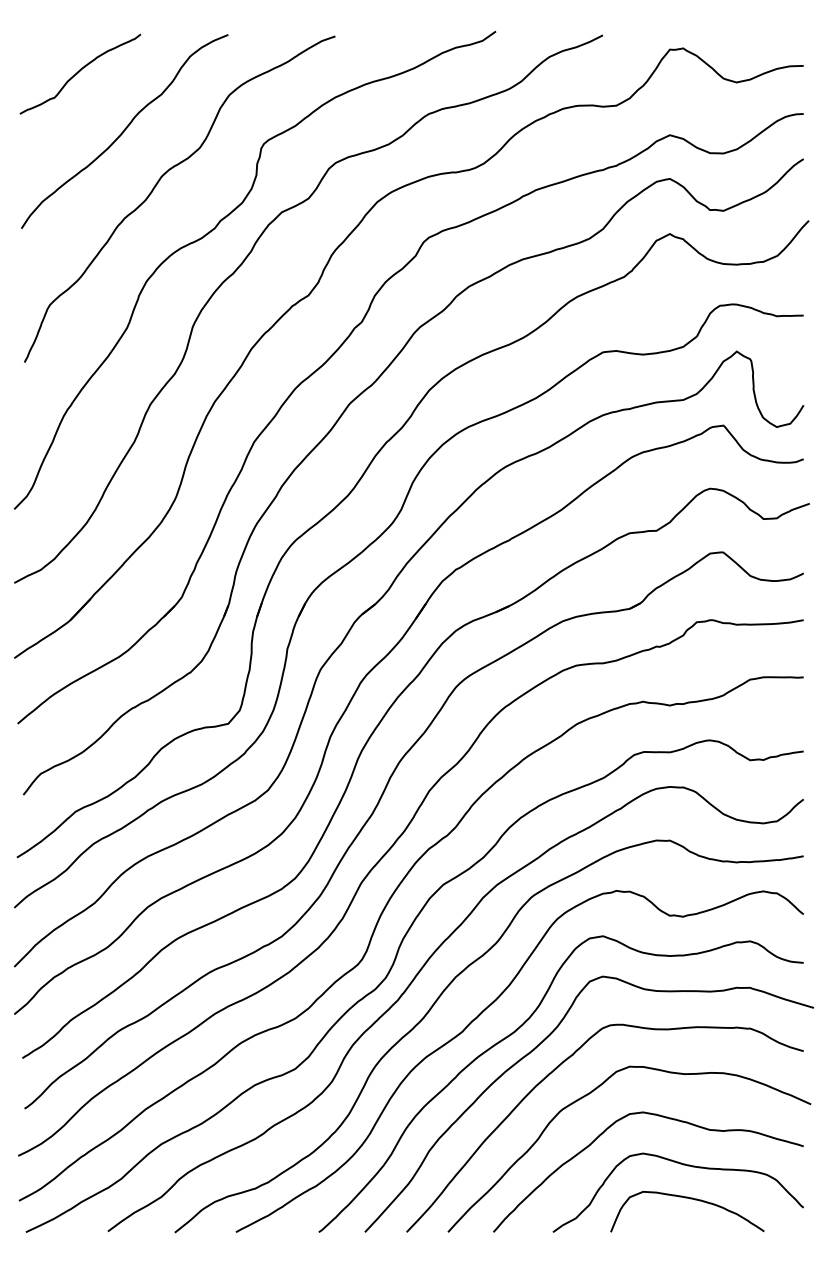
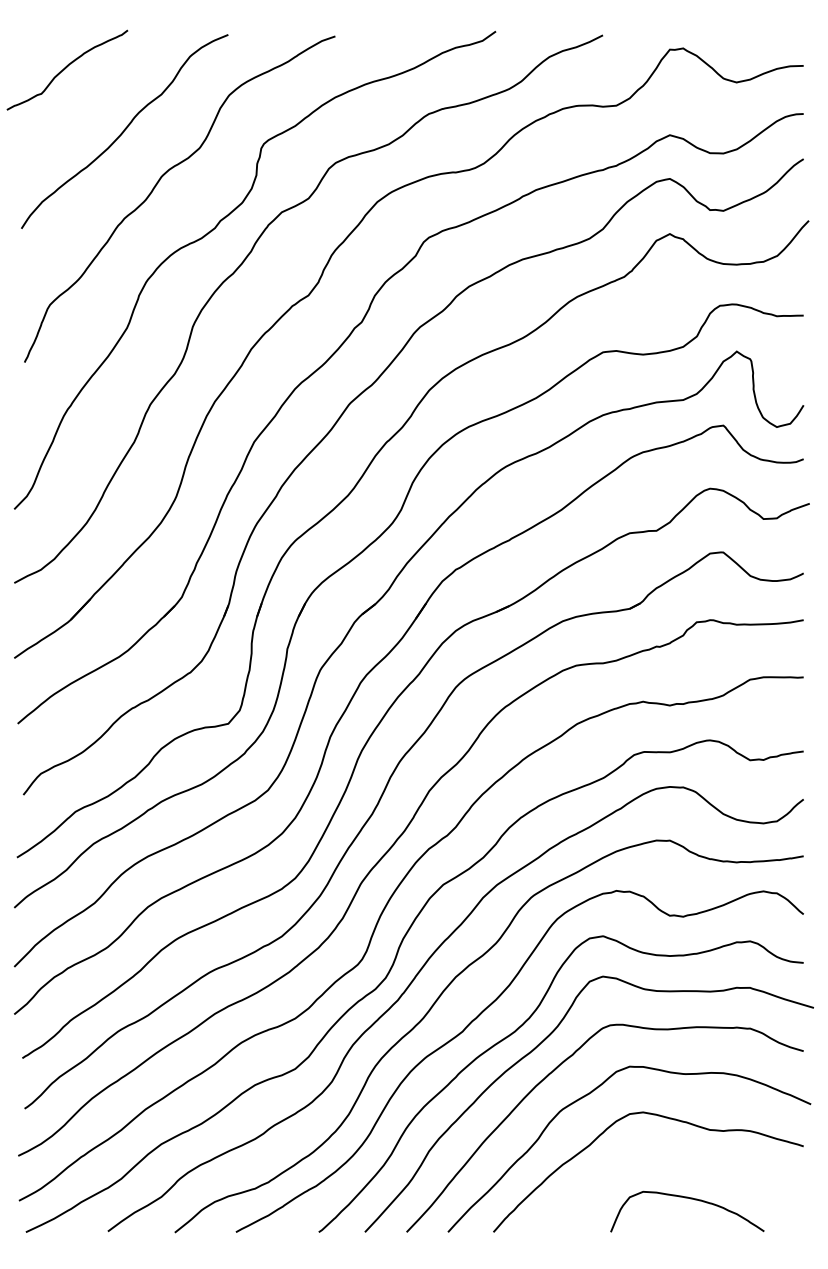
curve position: (79, 72) -> (66, 68) (66, 68)
curve: present -> none (683, 1165)
